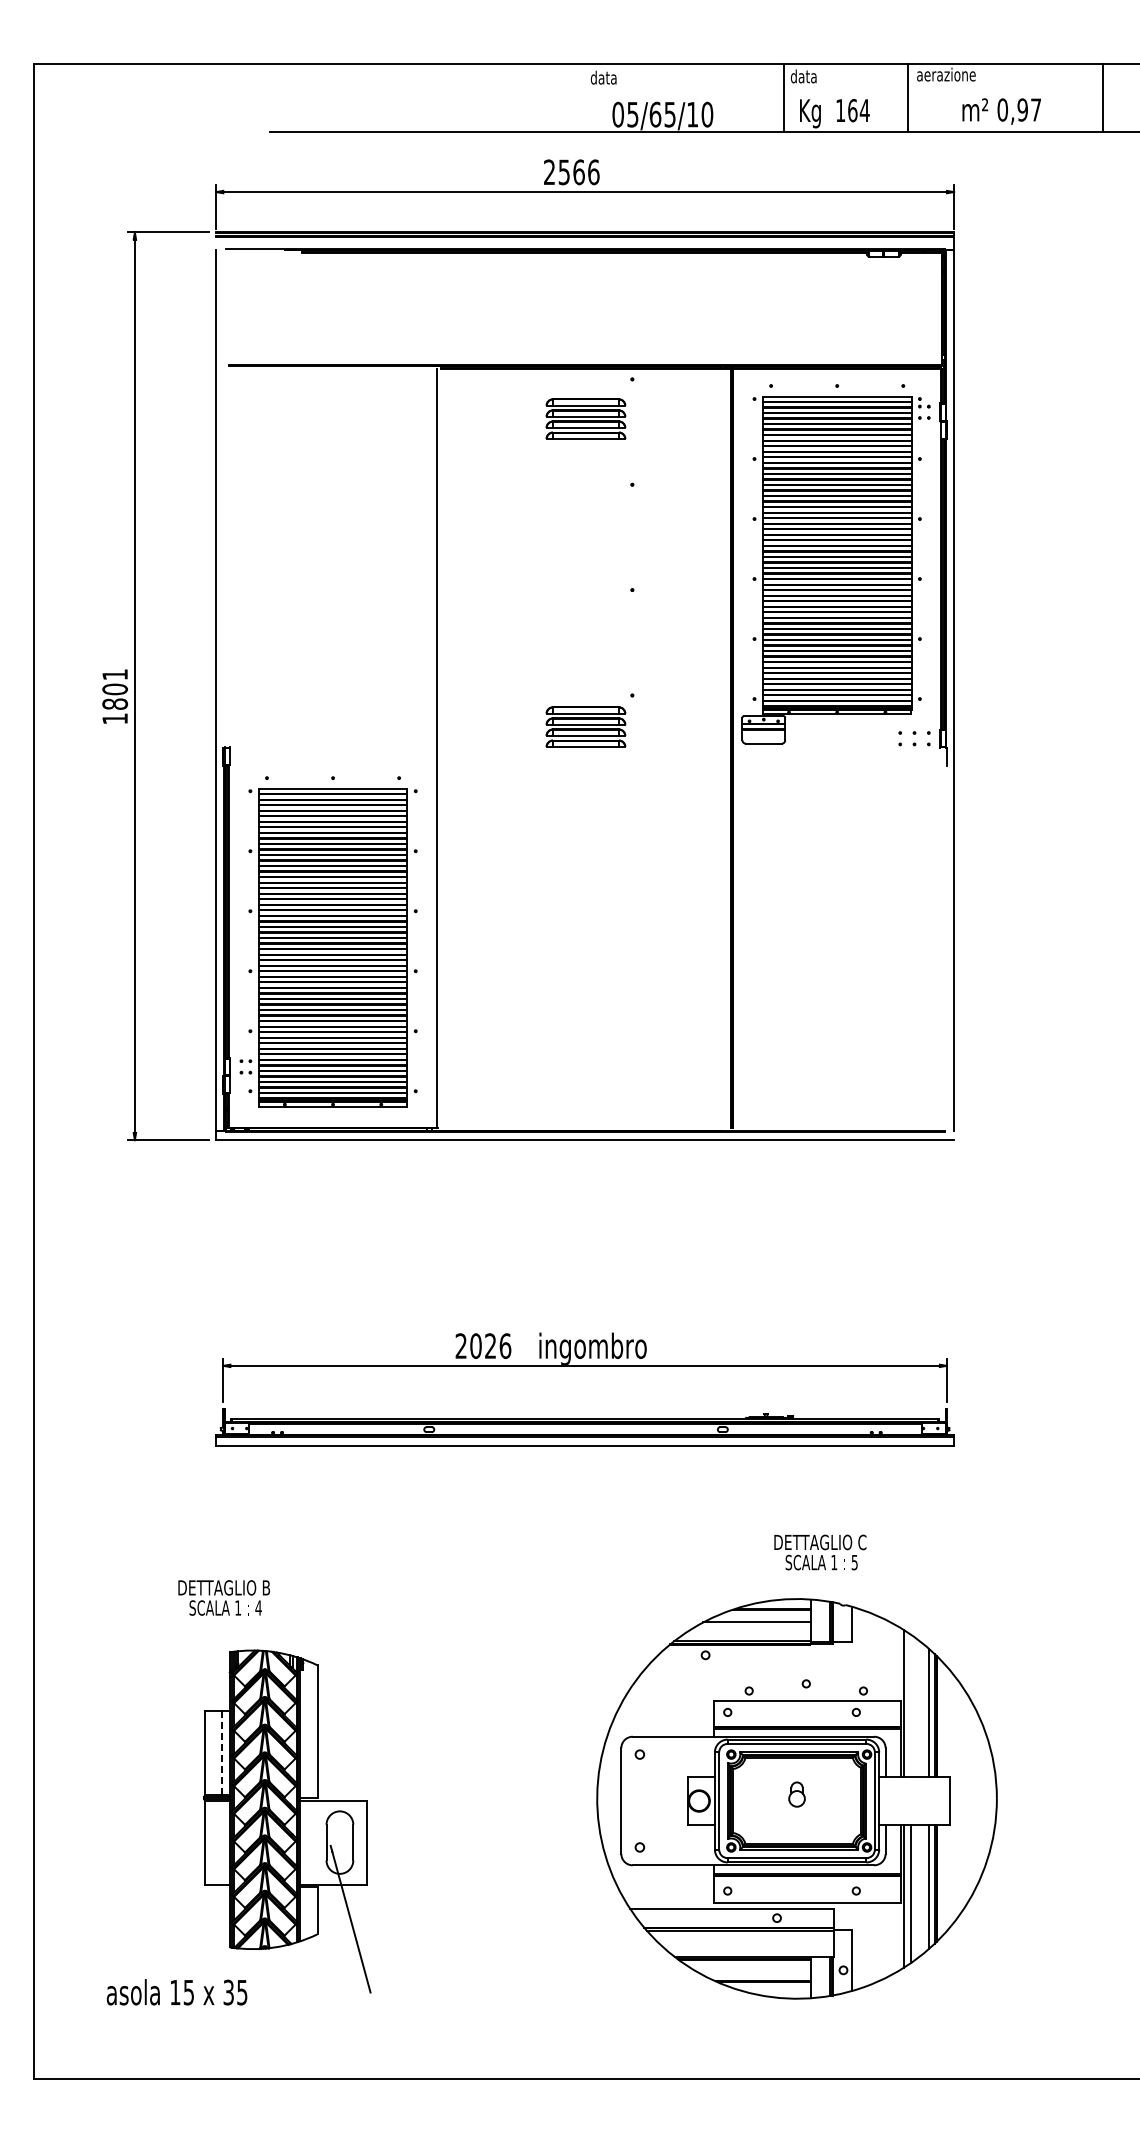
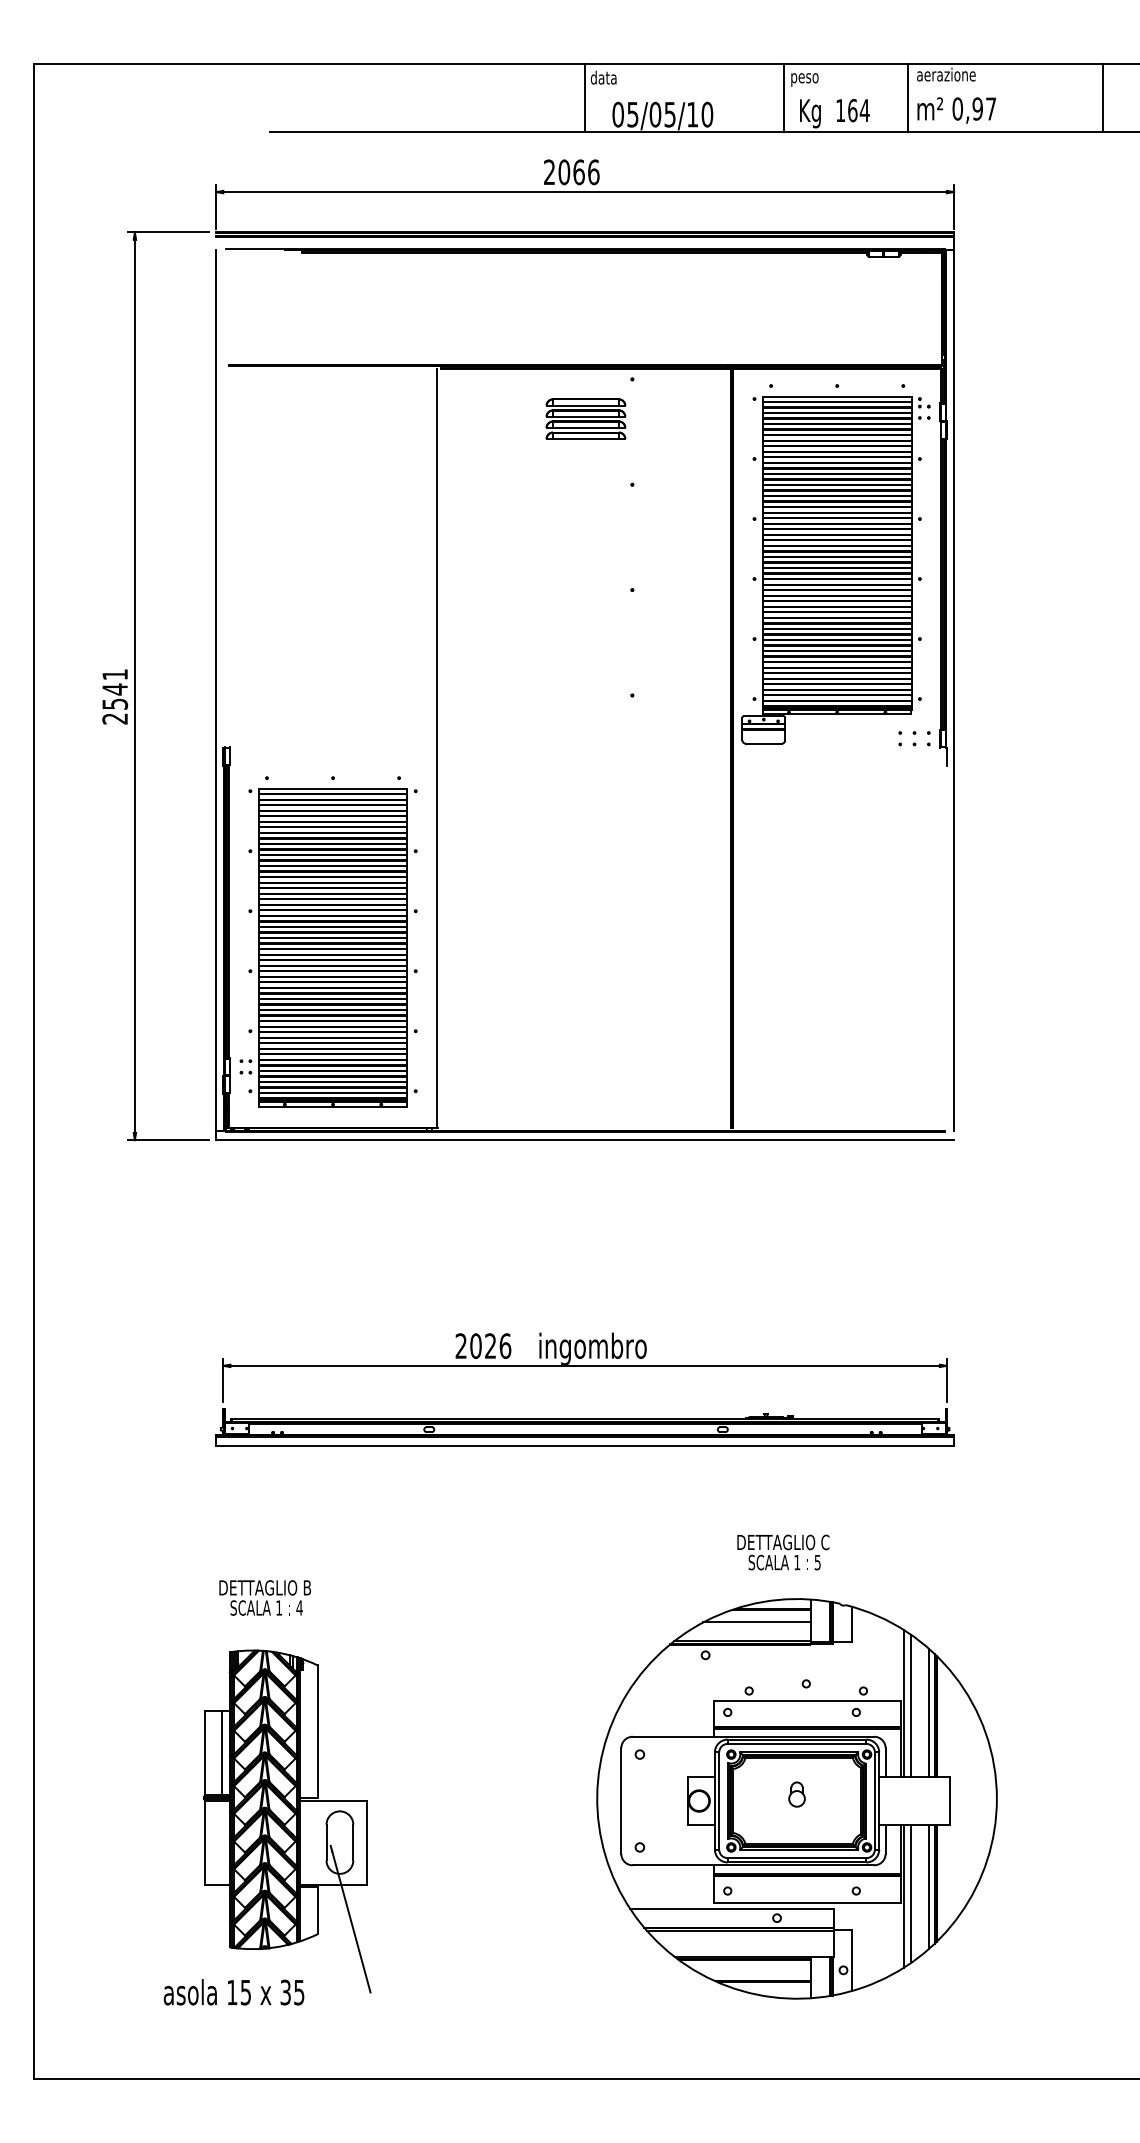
text: data -> peso (804, 77)
line: none -> present (584, 98)
text position: (1001, 111) -> (956, 110) (956, 110)
text: 05/65/10 -> 05/05/10 (655, 114)
text: 2566 -> 2066 (564, 172)
text: 1801 -> 2541 (115, 703)
part: present -> none (585, 726)
text position: (820, 1552) -> (783, 1552) (783, 1552)
text position: (223, 1597) -> (264, 1597) (264, 1597)
line: none -> present (910, 1705)
line: dashed -> solid (222, 1753)
text position: (176, 1992) -> (233, 1992) (233, 1992)
